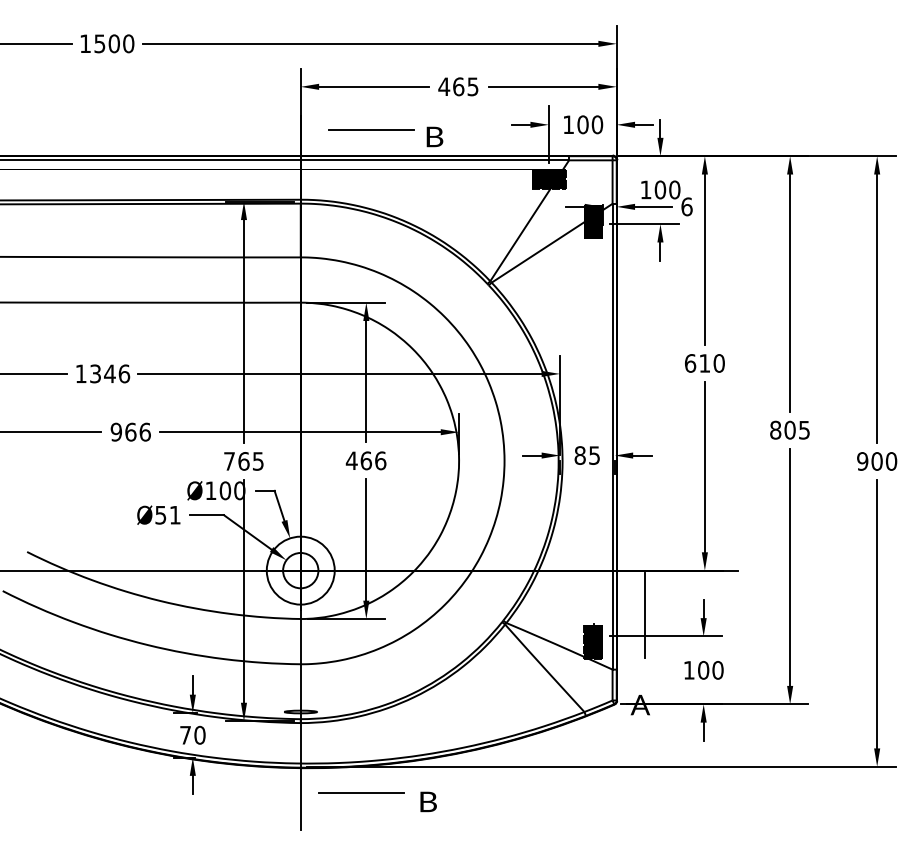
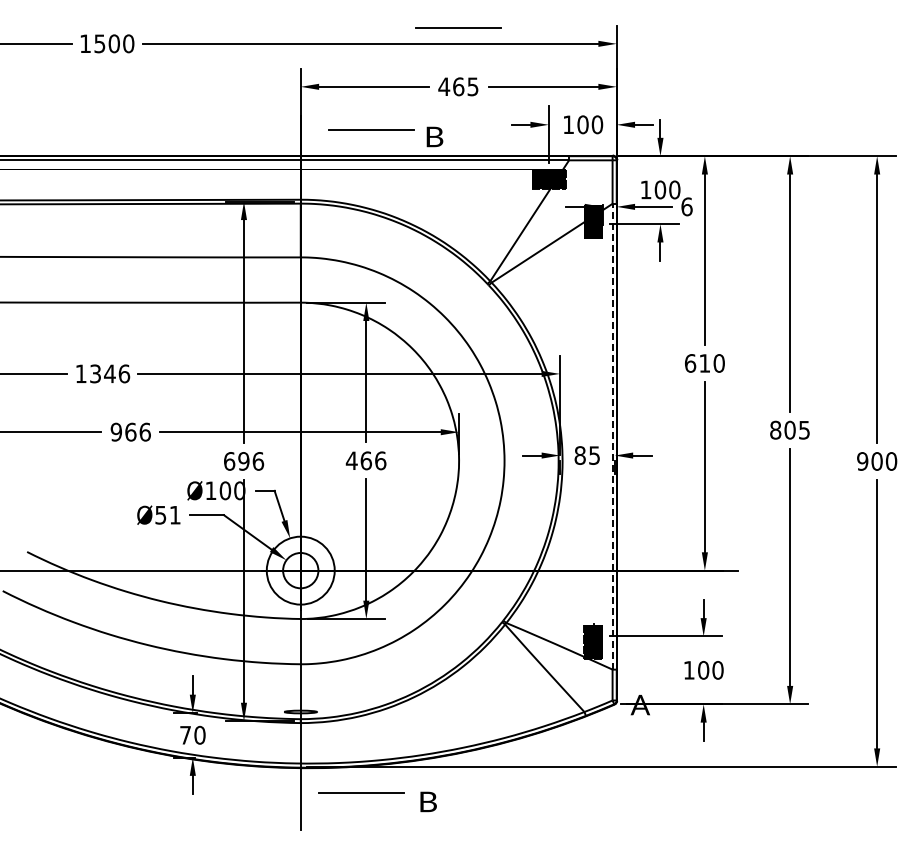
line: none -> present (458, 27)
line: solid -> dashed (612, 436)
text: 765 -> 696 (244, 461)
line: present -> none (645, 614)
